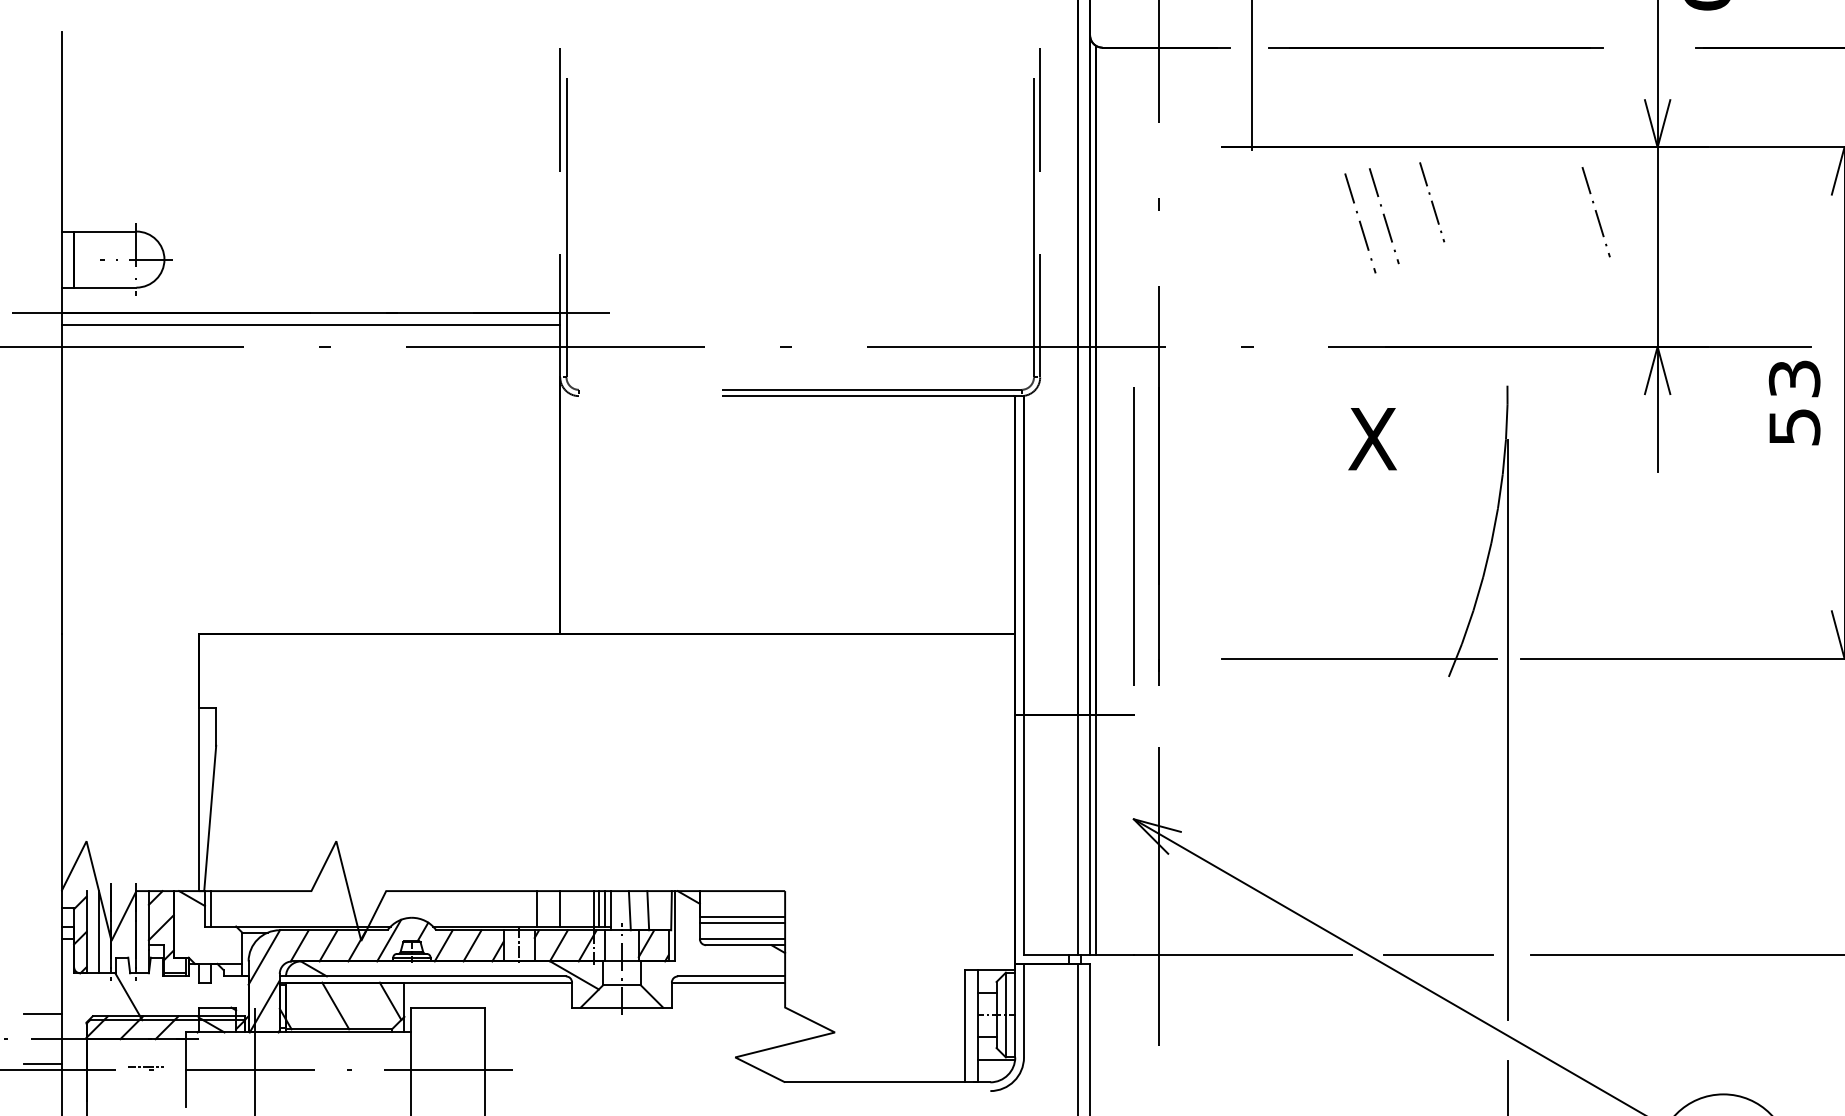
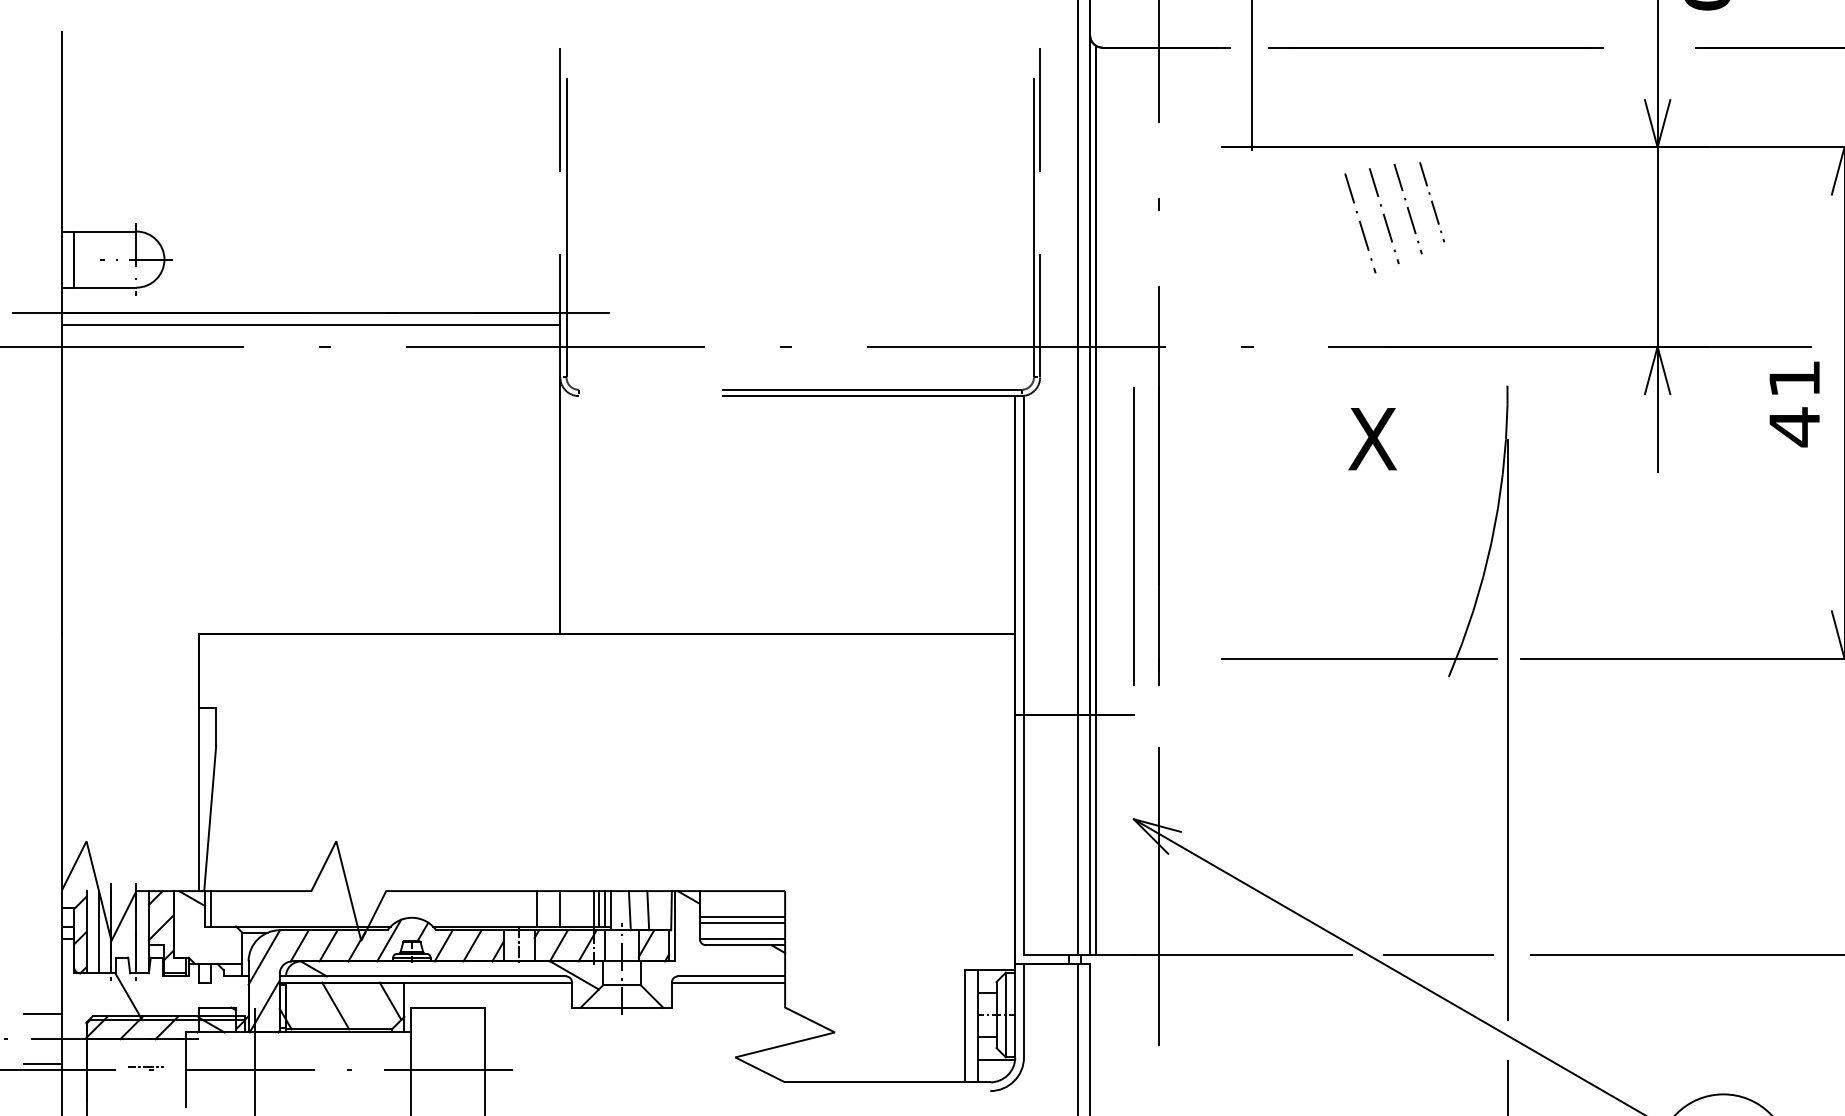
line position: (1595, 212) -> (1407, 209) (1407, 209)
text: 53 -> 41 (1794, 403)
